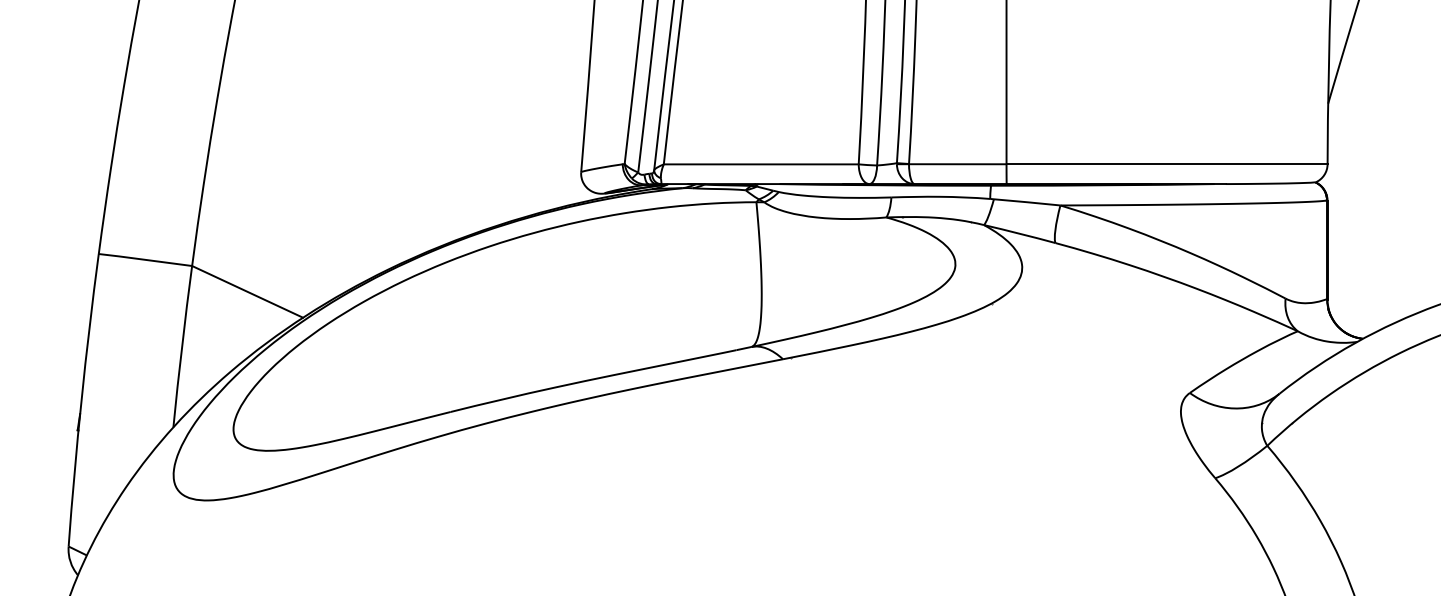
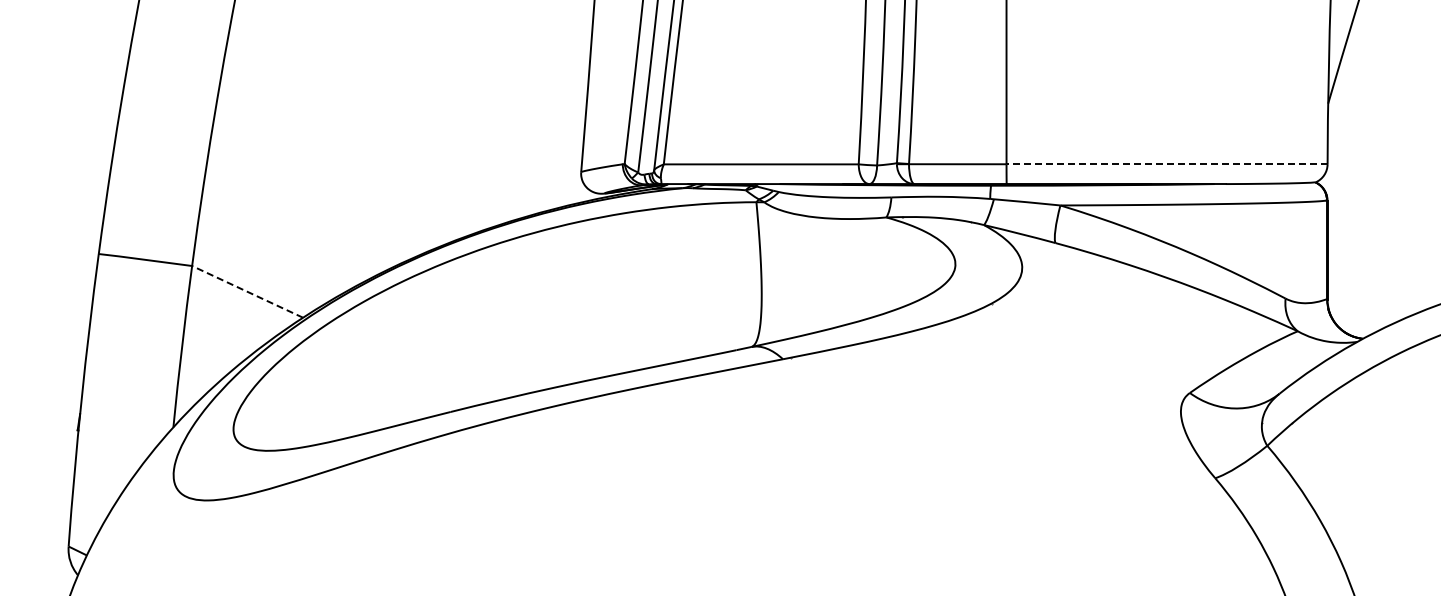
line: solid -> dashed (1167, 164)
line: solid -> dashed (247, 291)
